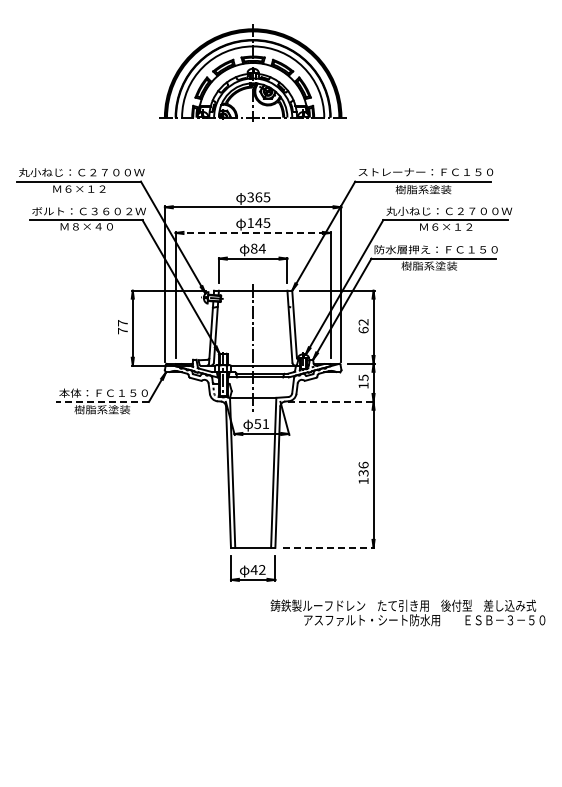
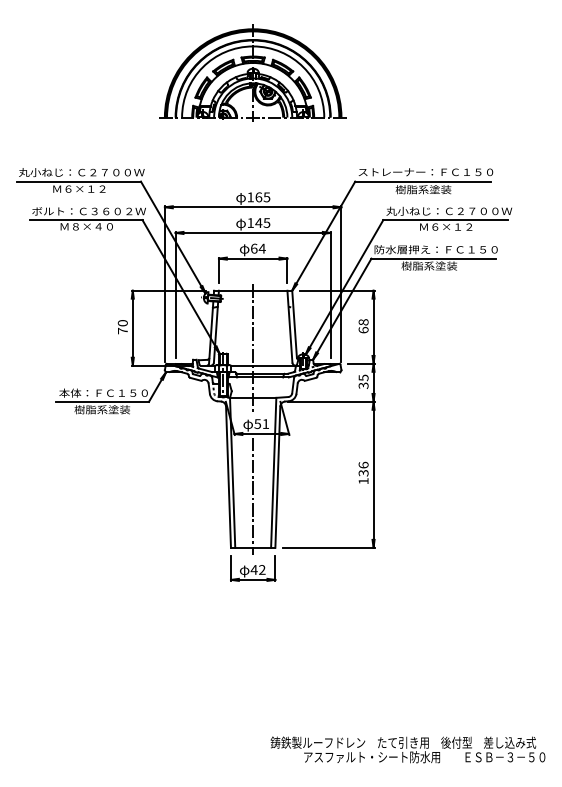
text: 365 -> 165 (250, 197)
line: dashed -> solid (253, 232)
text: 84 -> 64 (254, 248)
text: 62 -> 68 (363, 322)
text: 77 -> 70 (122, 323)
text: 15 -> 35 (363, 385)
line: dashed -> solid (102, 401)
line: dashed -> solid (332, 401)
line: none -> present (253, 496)
line: dashed -> solid (328, 547)
text position: (407, 612) -> (407, 749) (407, 749)
